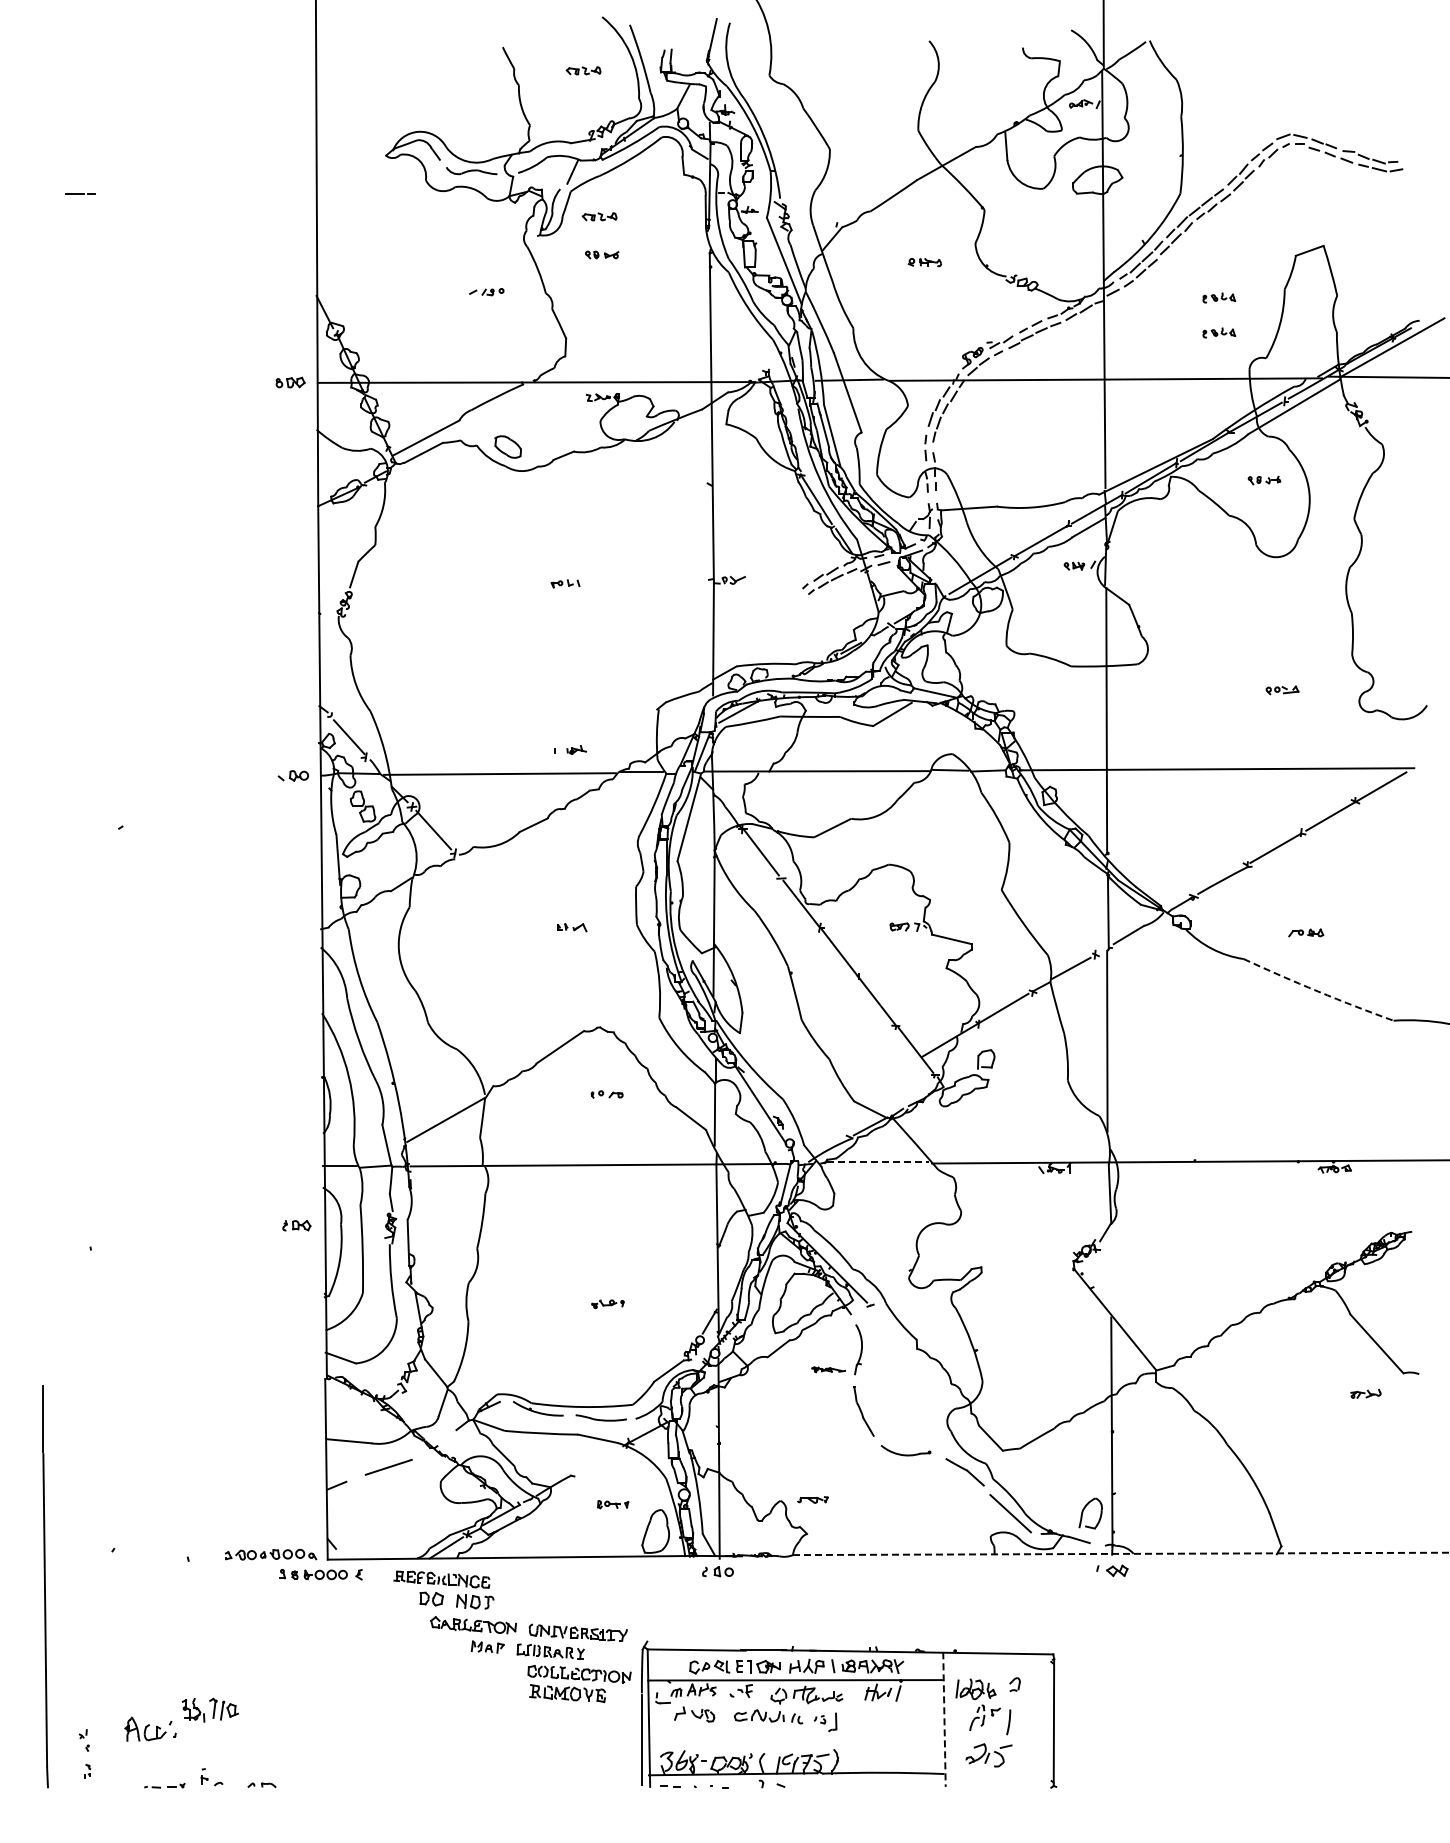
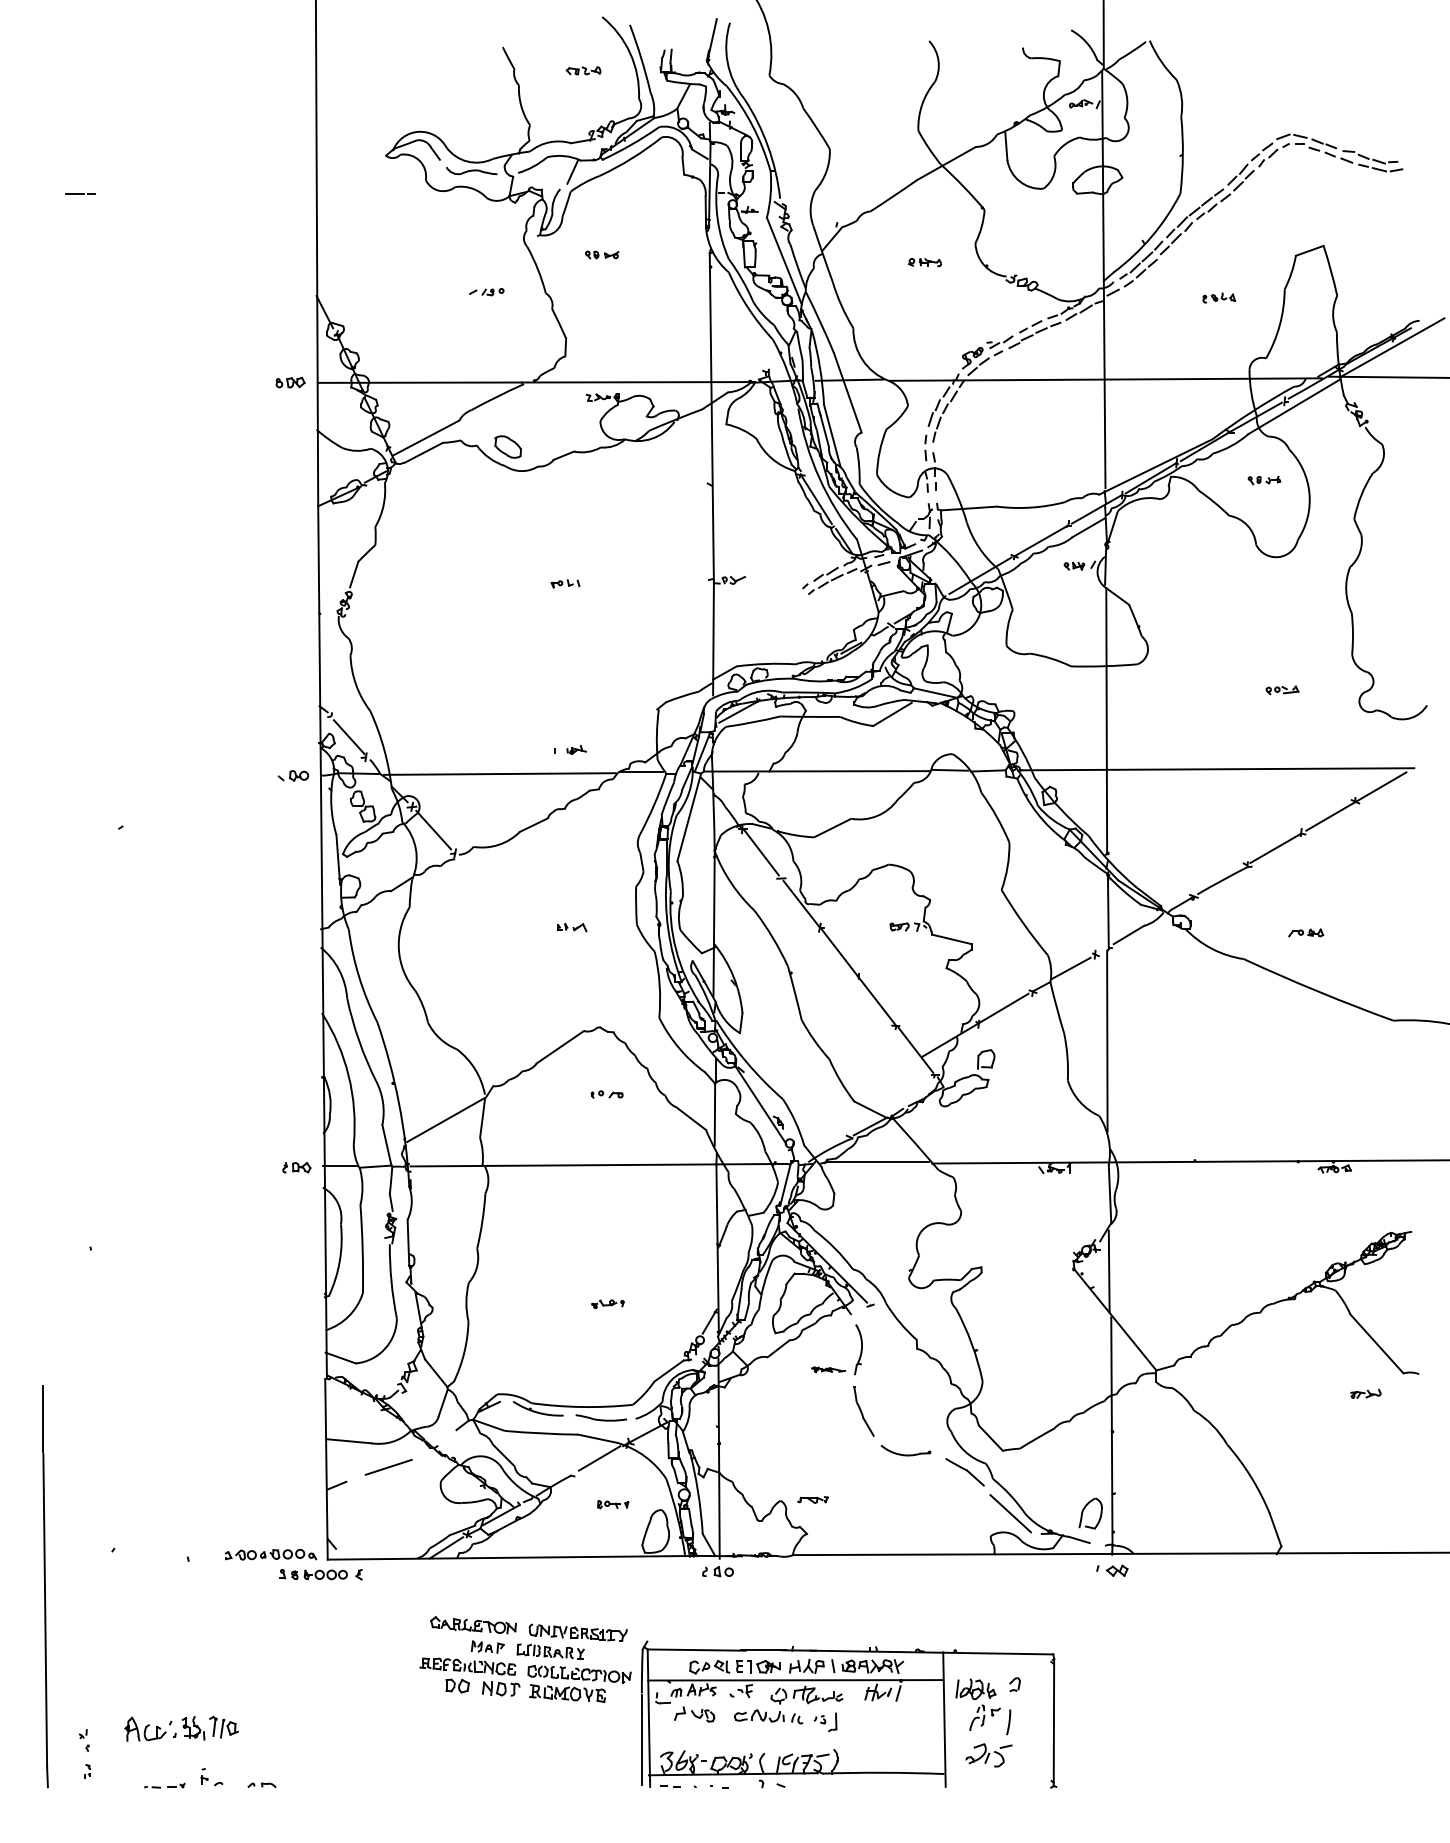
part: present -> none (599, 216)
part: present -> none (1218, 332)
arc: dashed -> solid (1318, 991)
line: dashed -> solid (878, 1162)
part position: (296, 1225) -> (296, 1167) (296, 1167)
line: none -> present (1108, 1271)
line: none -> present (599, 1458)
line: dashed -> solid (1121, 1553)
part position: (443, 1589) -> (469, 1676) (469, 1676)
part position: (209, 1709) -> (209, 1727) (209, 1727)
line: dashed -> solid (944, 1720)
